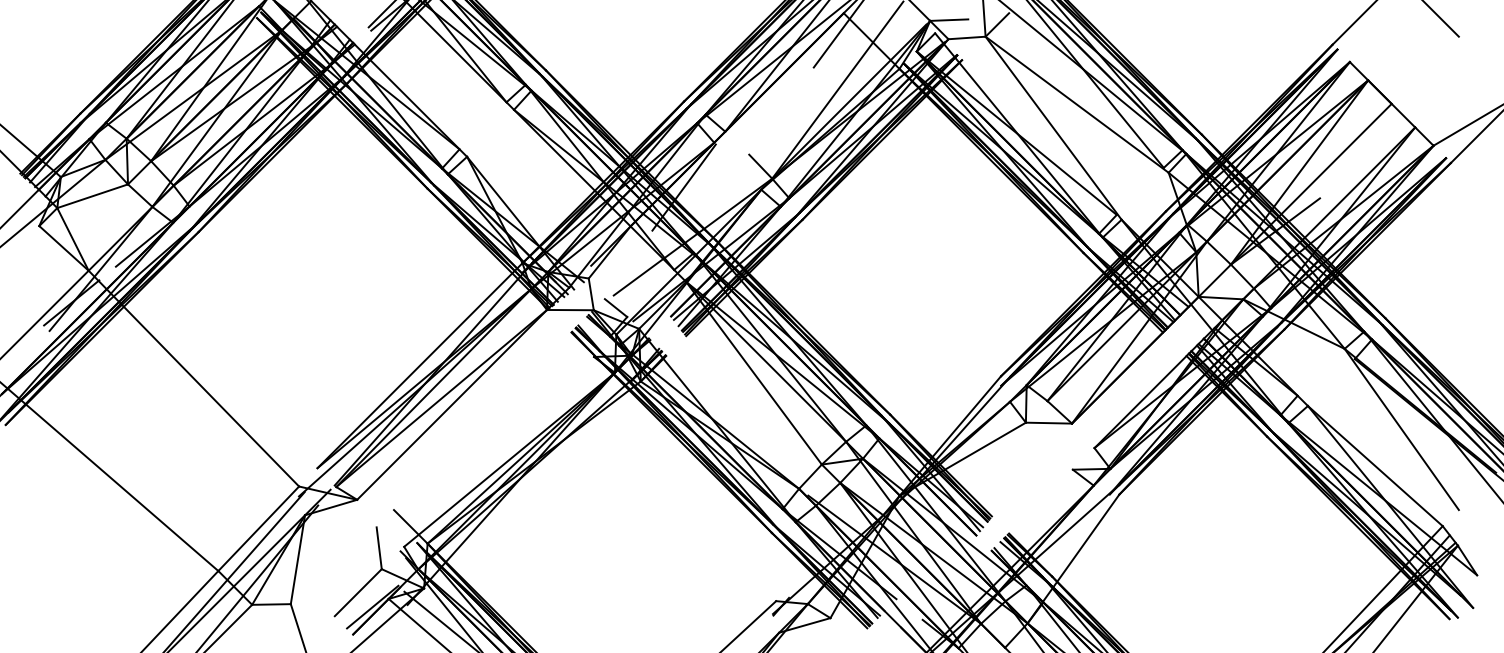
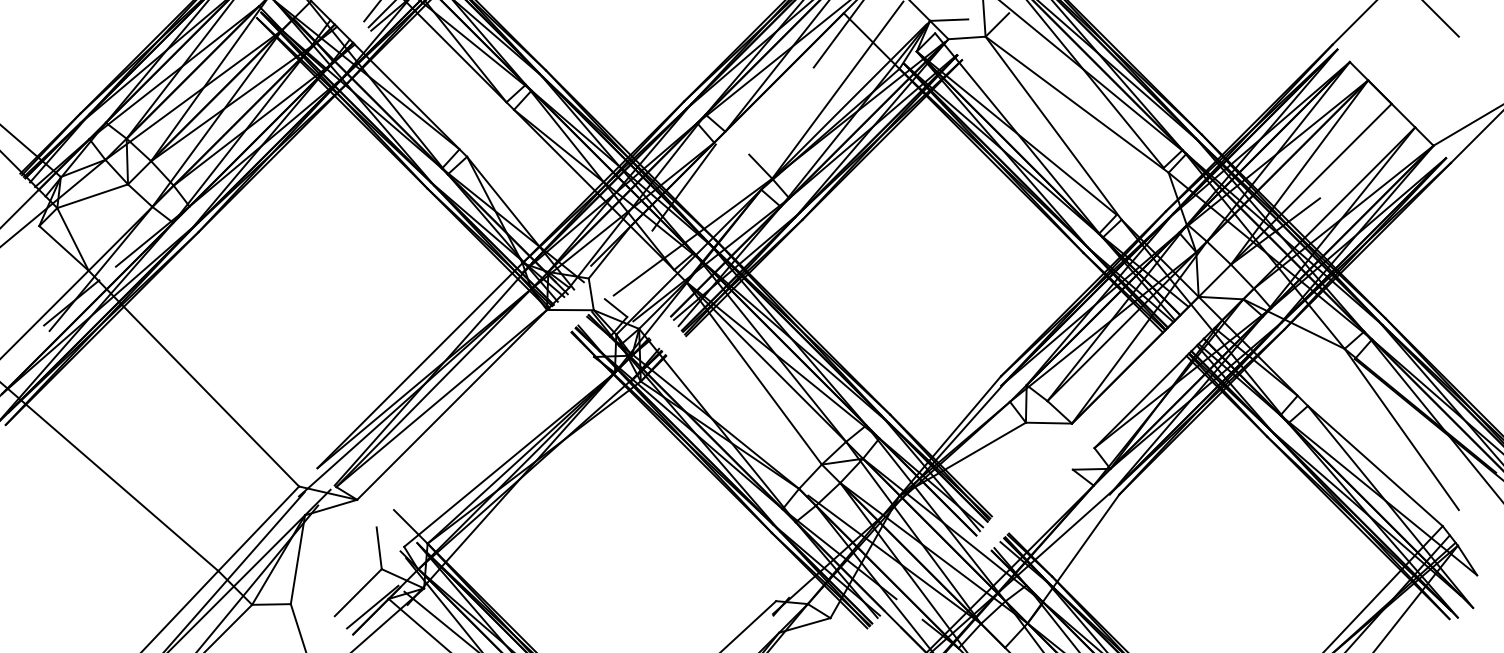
line: none -> present (371, 11)
